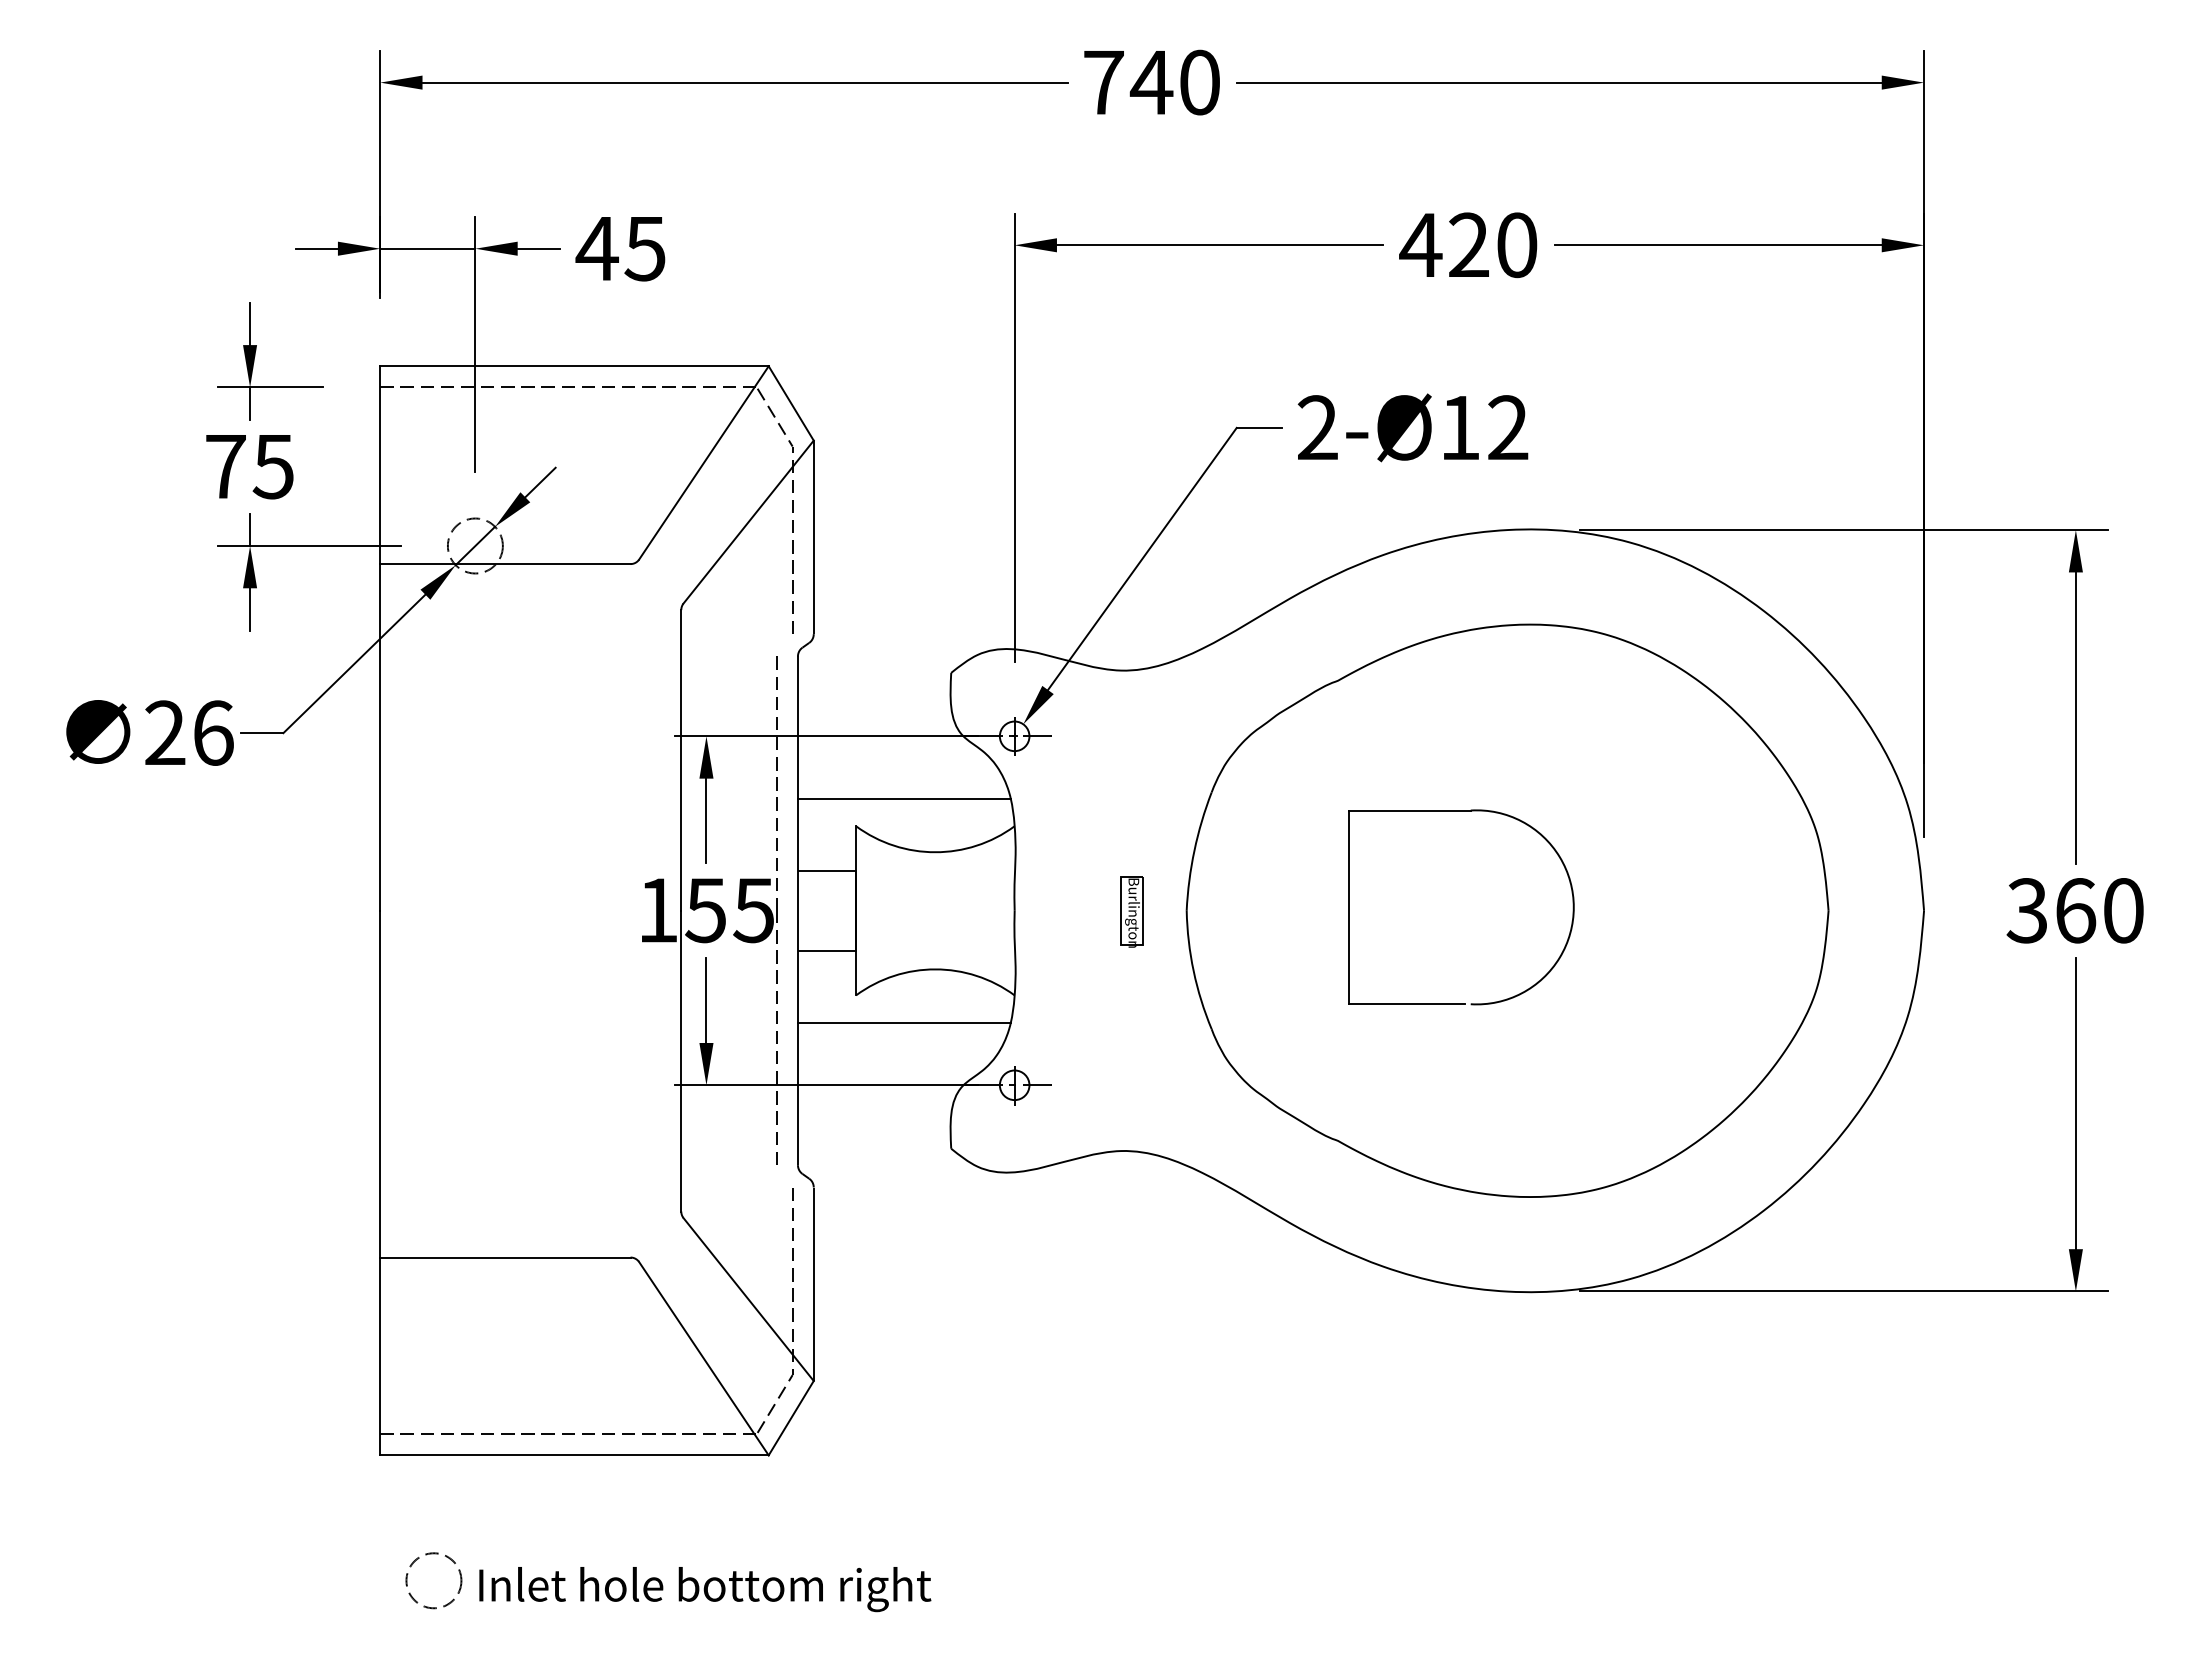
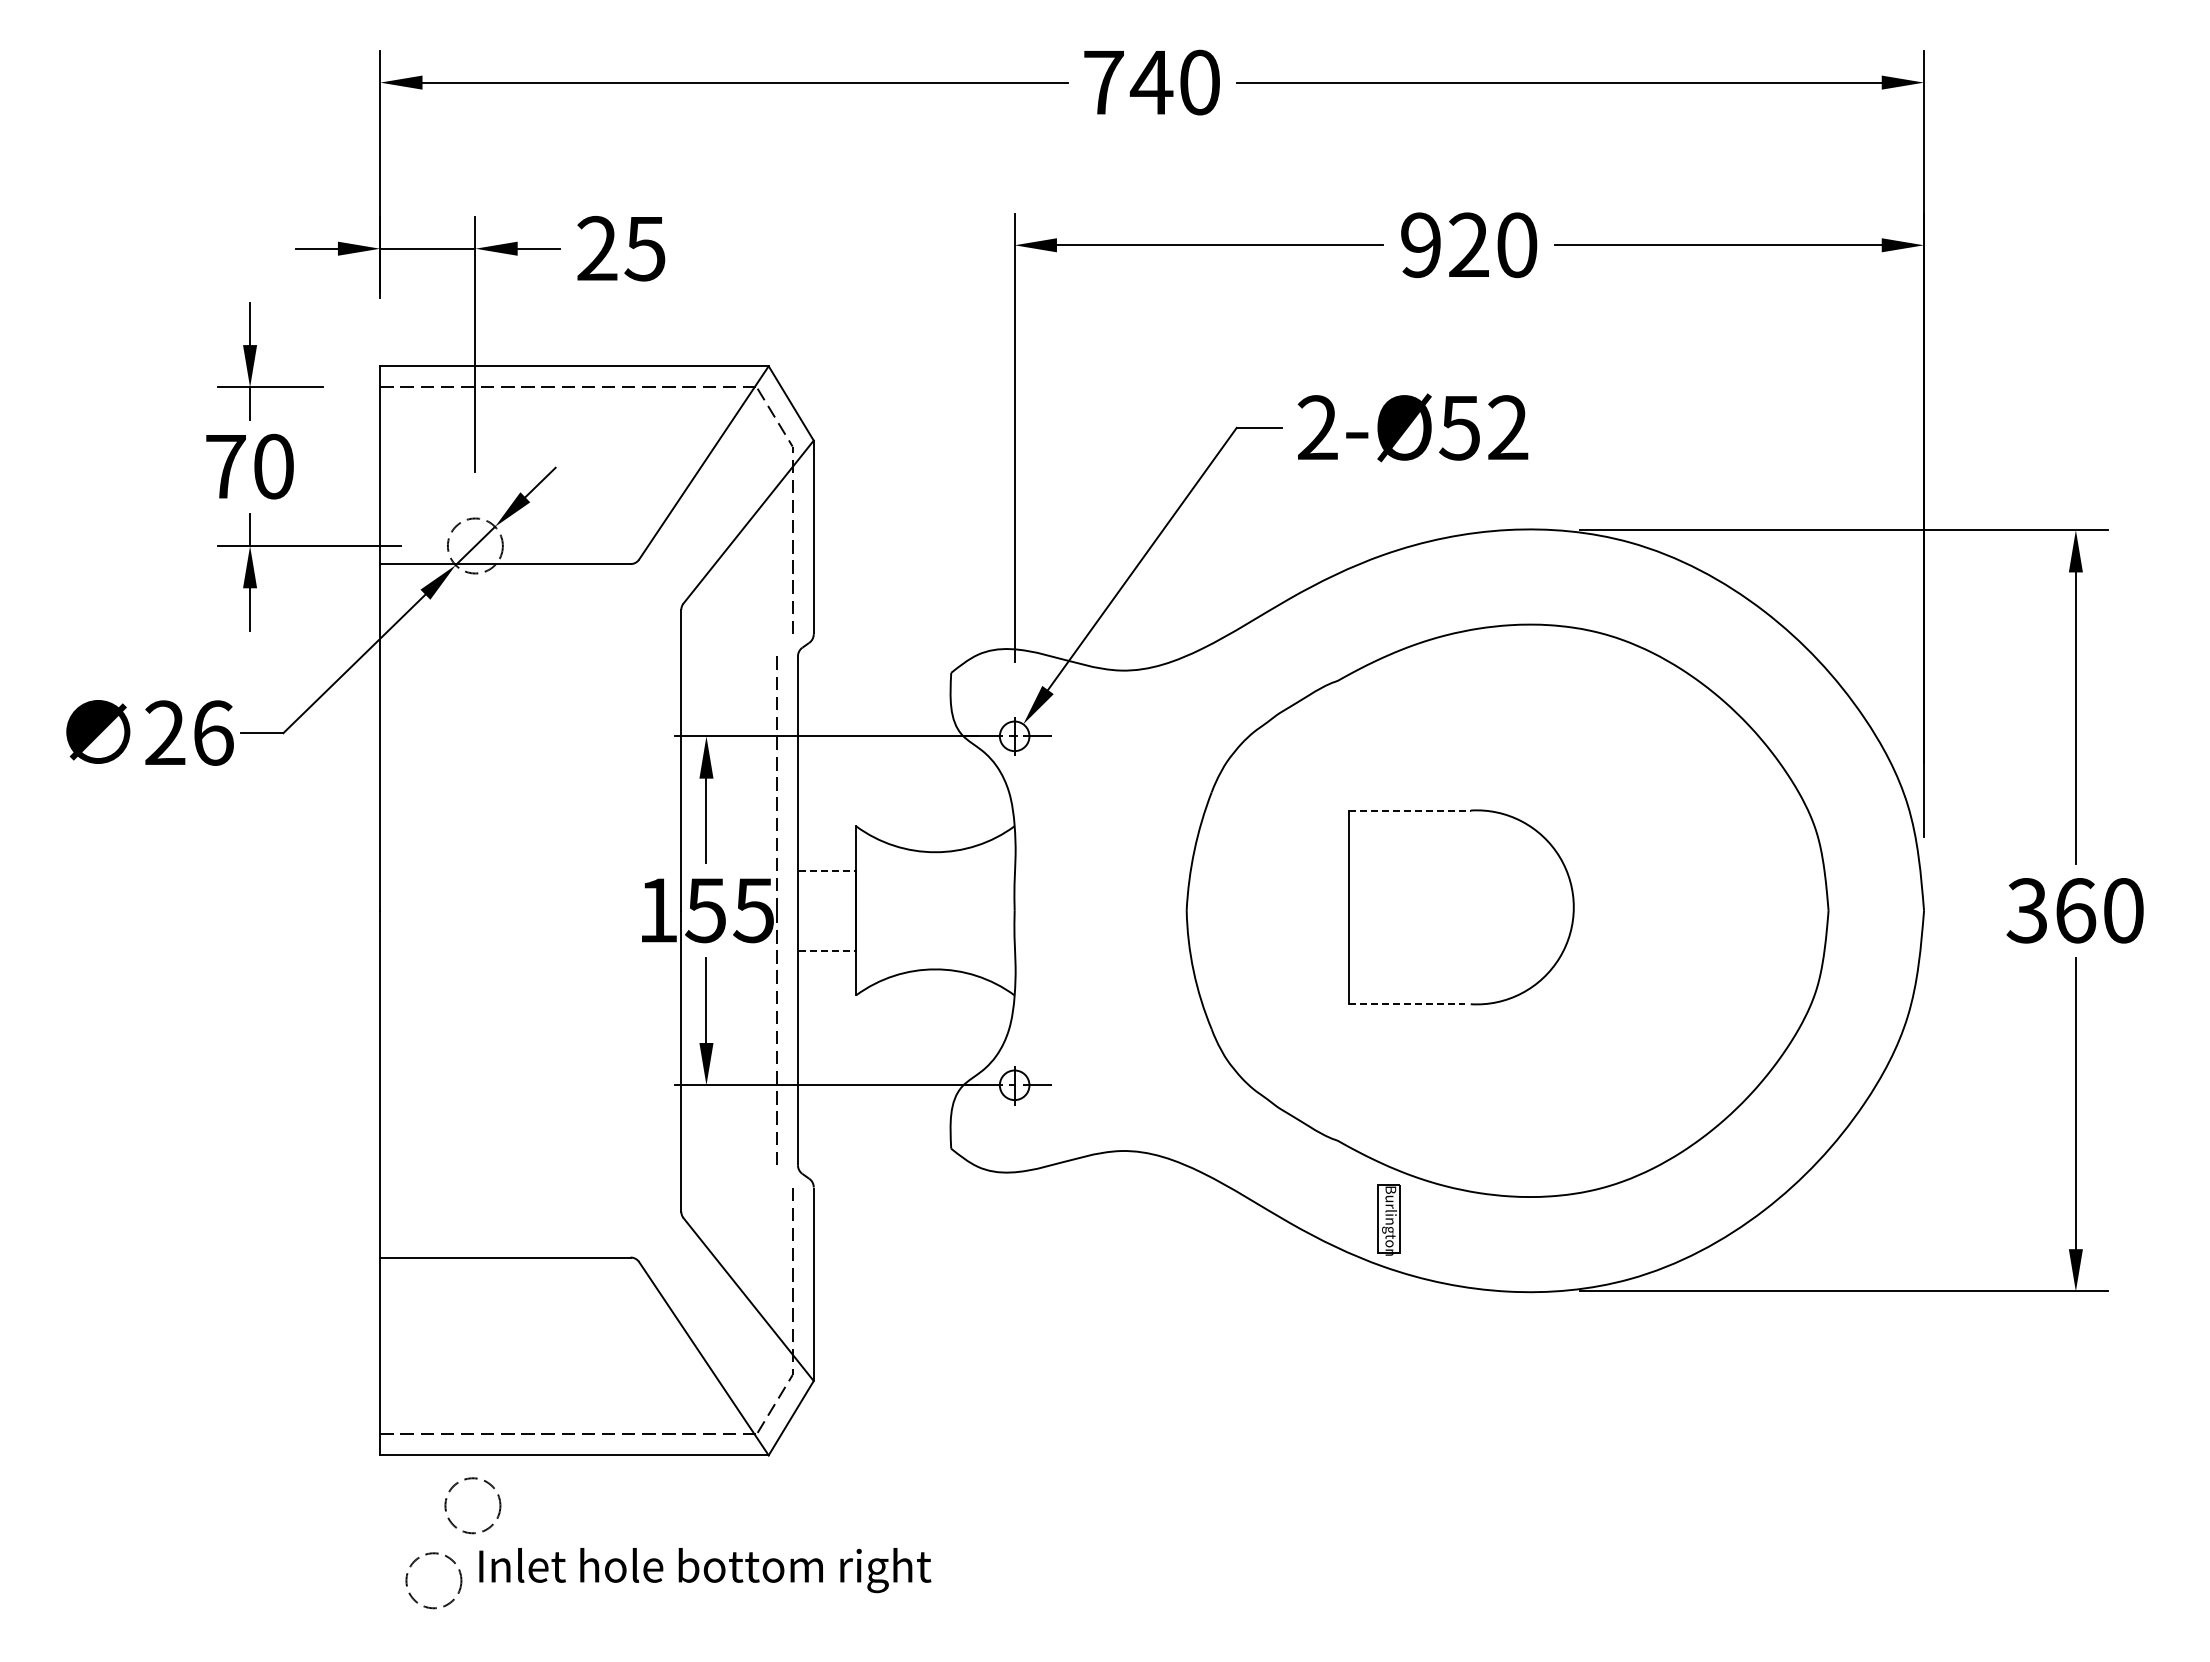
text: 420 -> 920 (1420, 245)
text: 45 -> 25 (596, 248)
text: 12 -> 52 (1459, 428)
text: 75 -> 70 (272, 466)
line: present -> none (903, 798)
line: solid -> dashed (1409, 810)
line: solid -> dashed (827, 870)
part position: (1131, 911) -> (1388, 1219) (1388, 1219)
line: solid -> dashed (827, 951)
line: solid -> dashed (1406, 1004)
line: present -> none (903, 1022)
circle: none -> present (472, 1505)
text position: (705, 1589) -> (705, 1570) (705, 1570)
